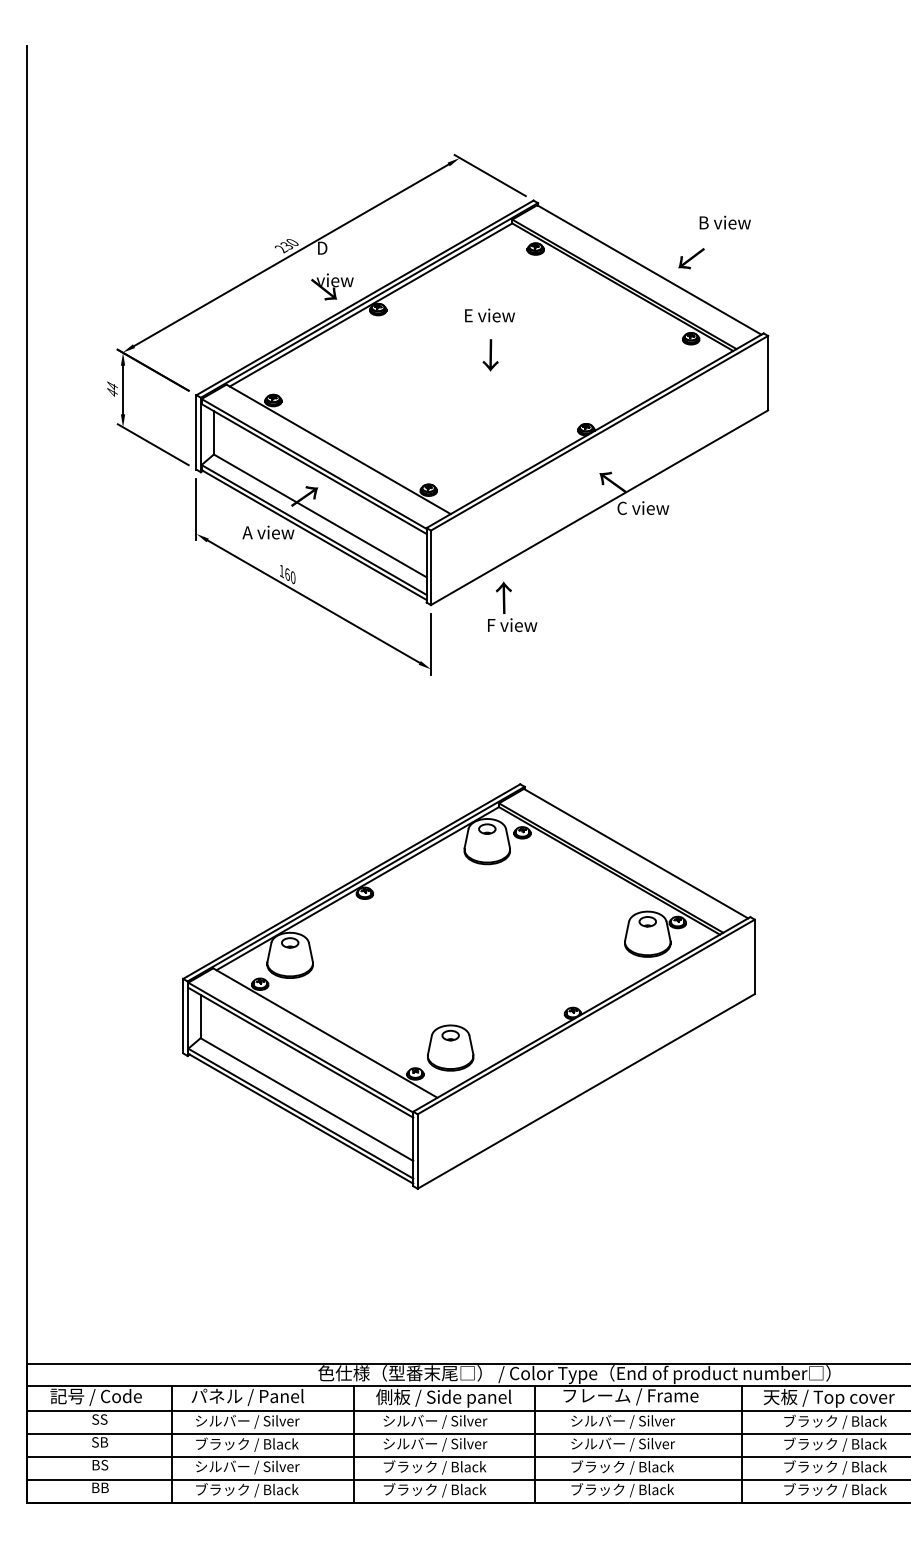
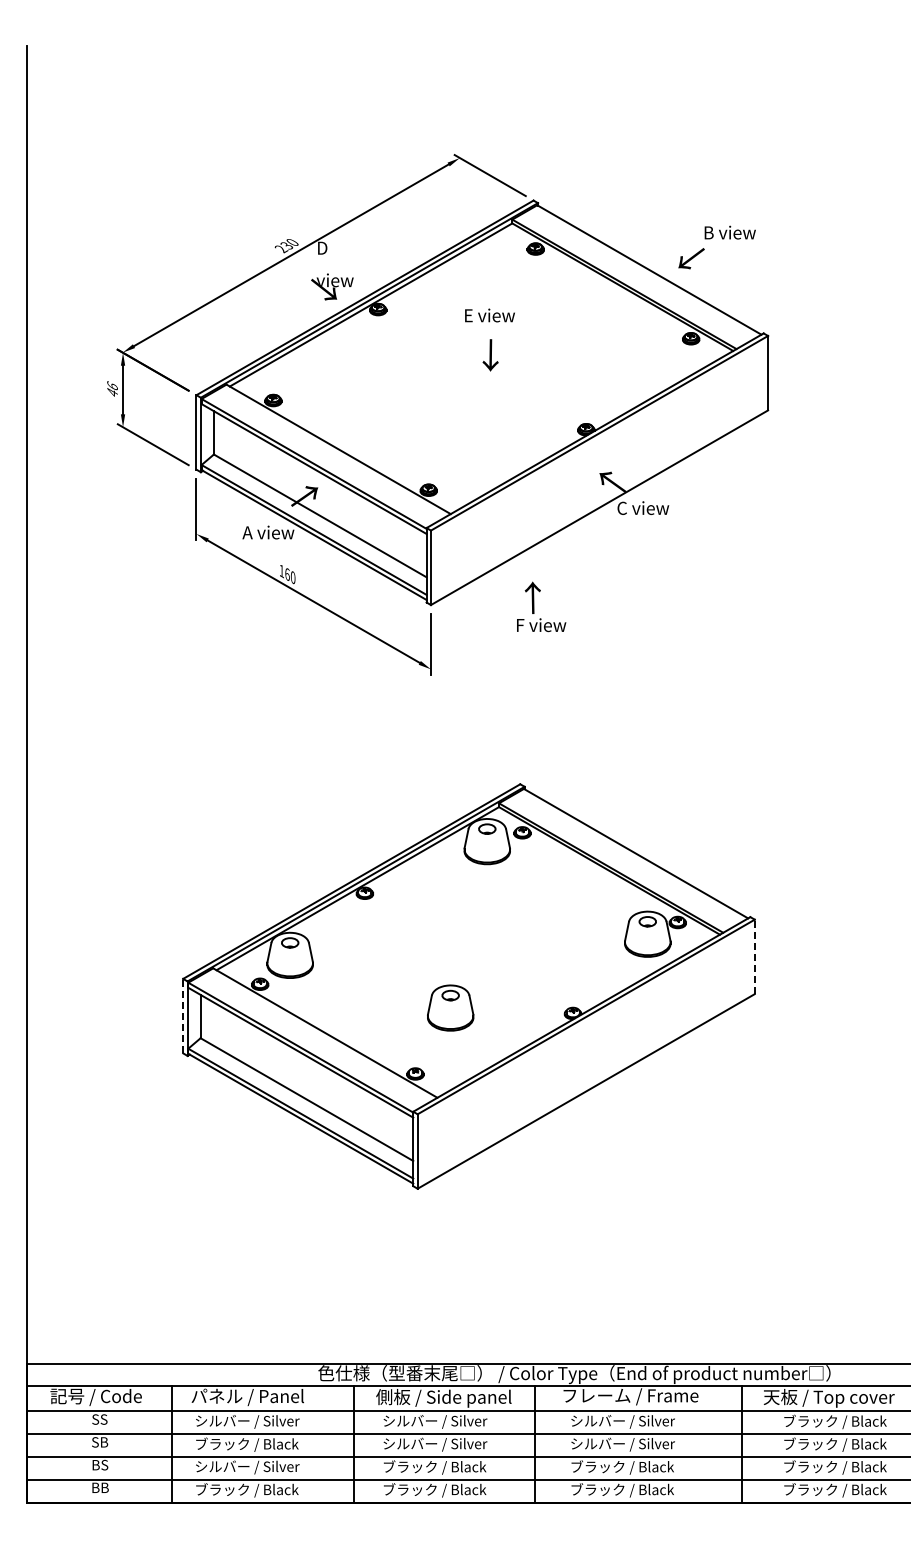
text position: (724, 222) -> (729, 232) (729, 232)
text: 44 -> 46 (112, 385)
text position: (512, 606) -> (541, 606) (541, 606)
line: solid -> dashed (754, 956)
line: solid -> dashed (183, 1015)
part position: (450, 1047) -> (450, 1007) (450, 1007)
